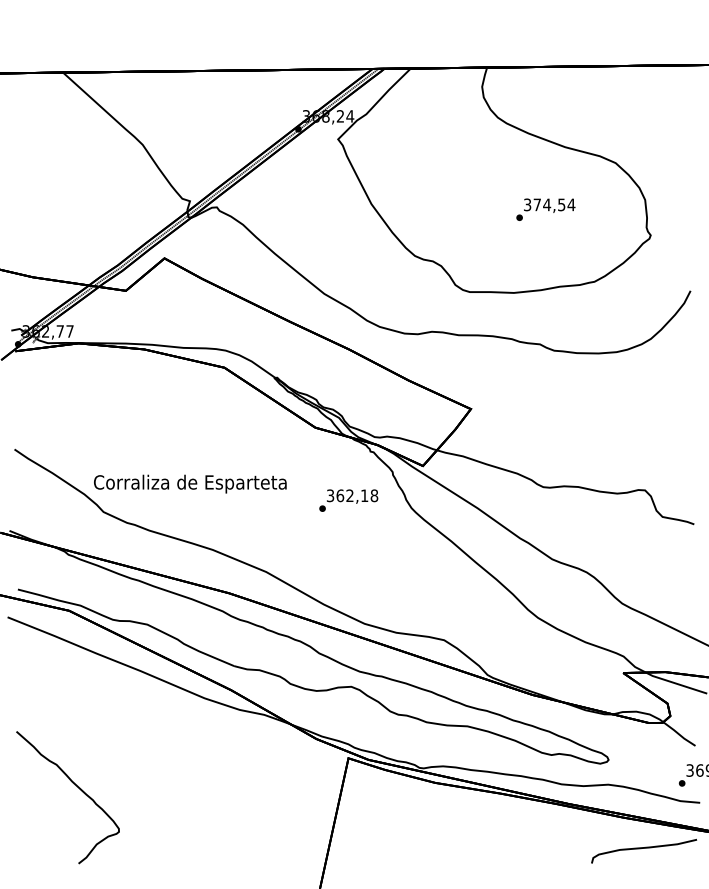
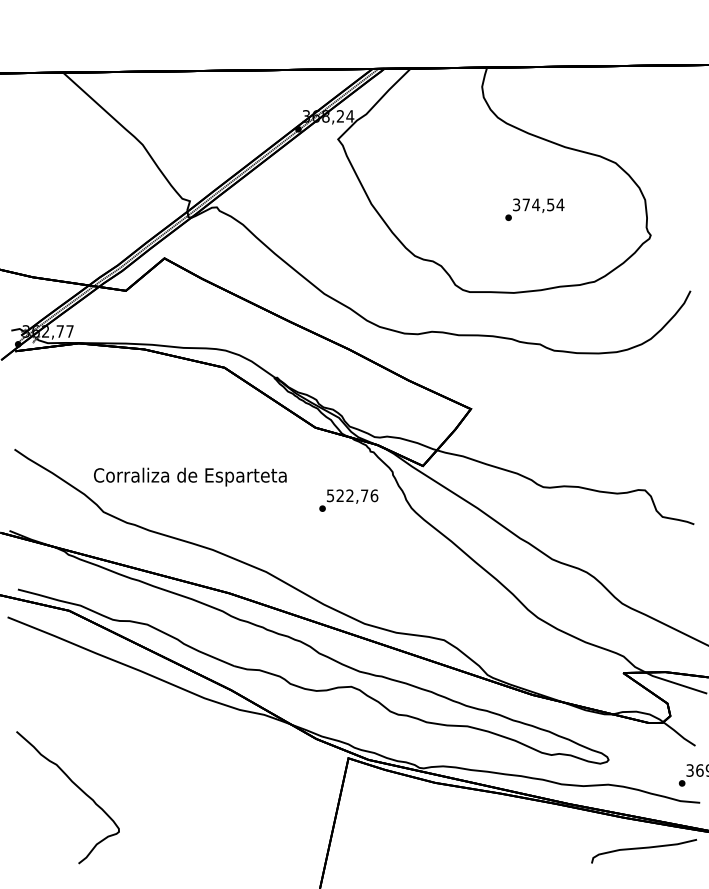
text position: (545, 209) -> (534, 209) (534, 209)
text position: (190, 483) -> (190, 476) (190, 476)
text: 362,18 -> 522,76 (352, 495)
